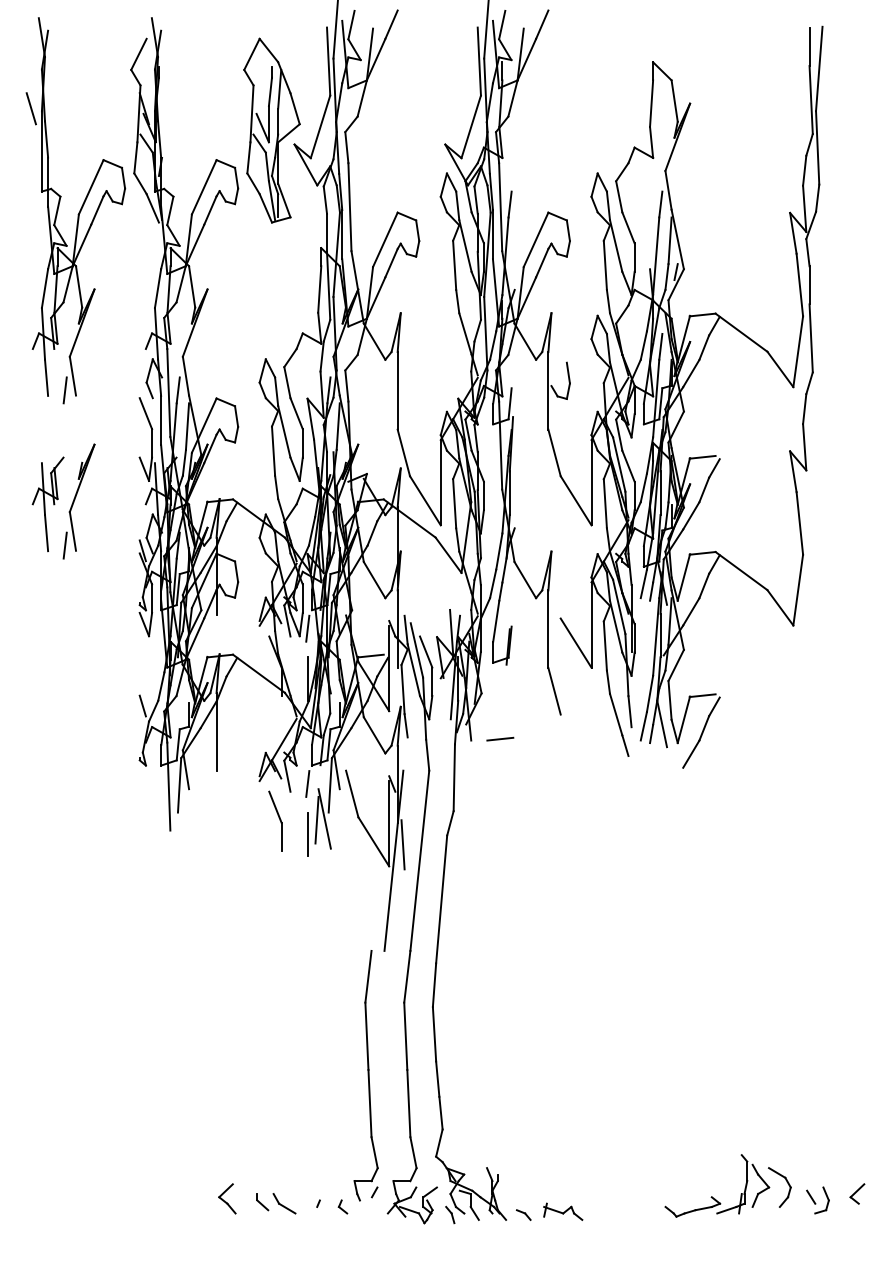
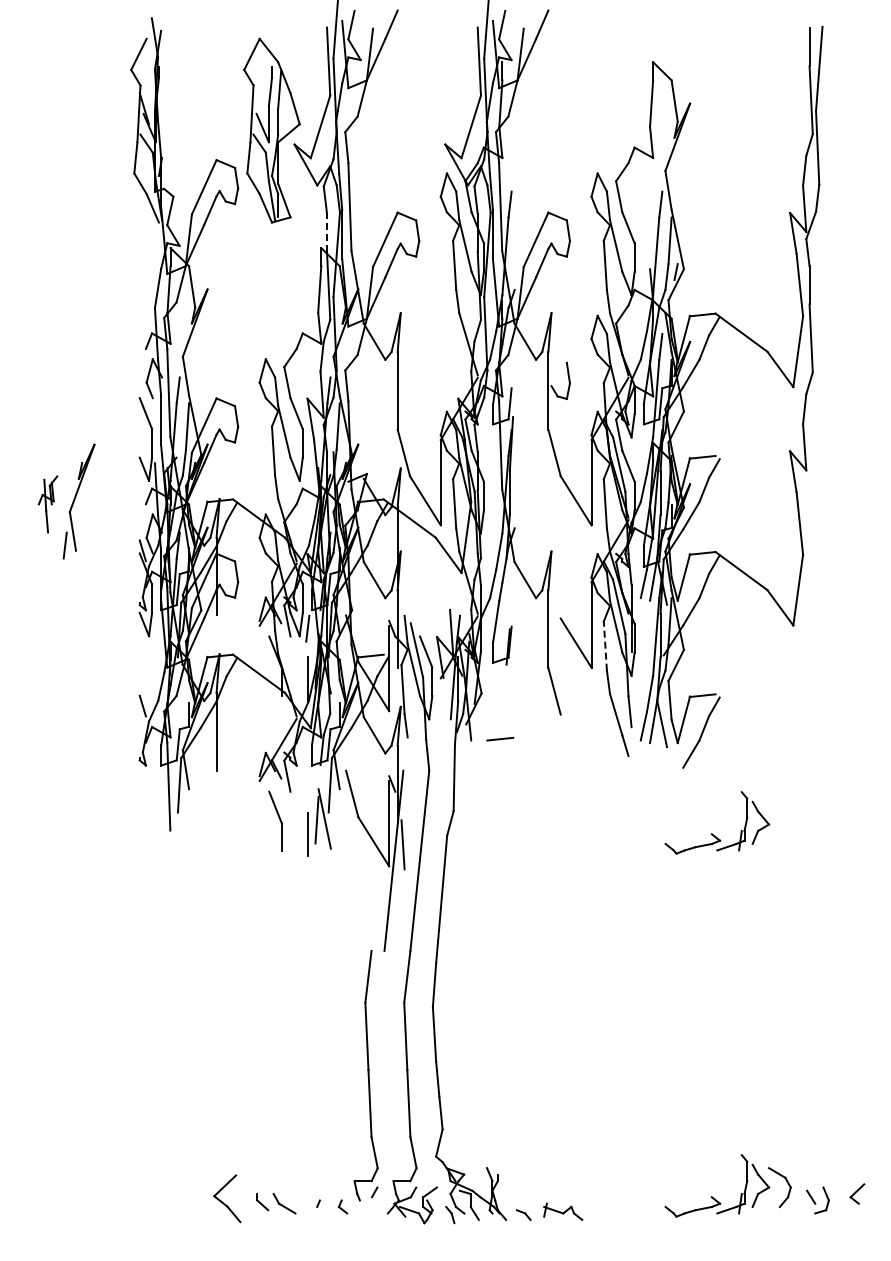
part: present -> none (75, 210)
line: solid -> dashed (327, 232)
part size: 34x97 px -> 22x59 px (47, 504)
line: solid -> dashed (605, 646)
line: present -> none (307, 783)
part: none -> present (712, 833)
part size: 19x32 px -> 29x50 px (227, 1198)
